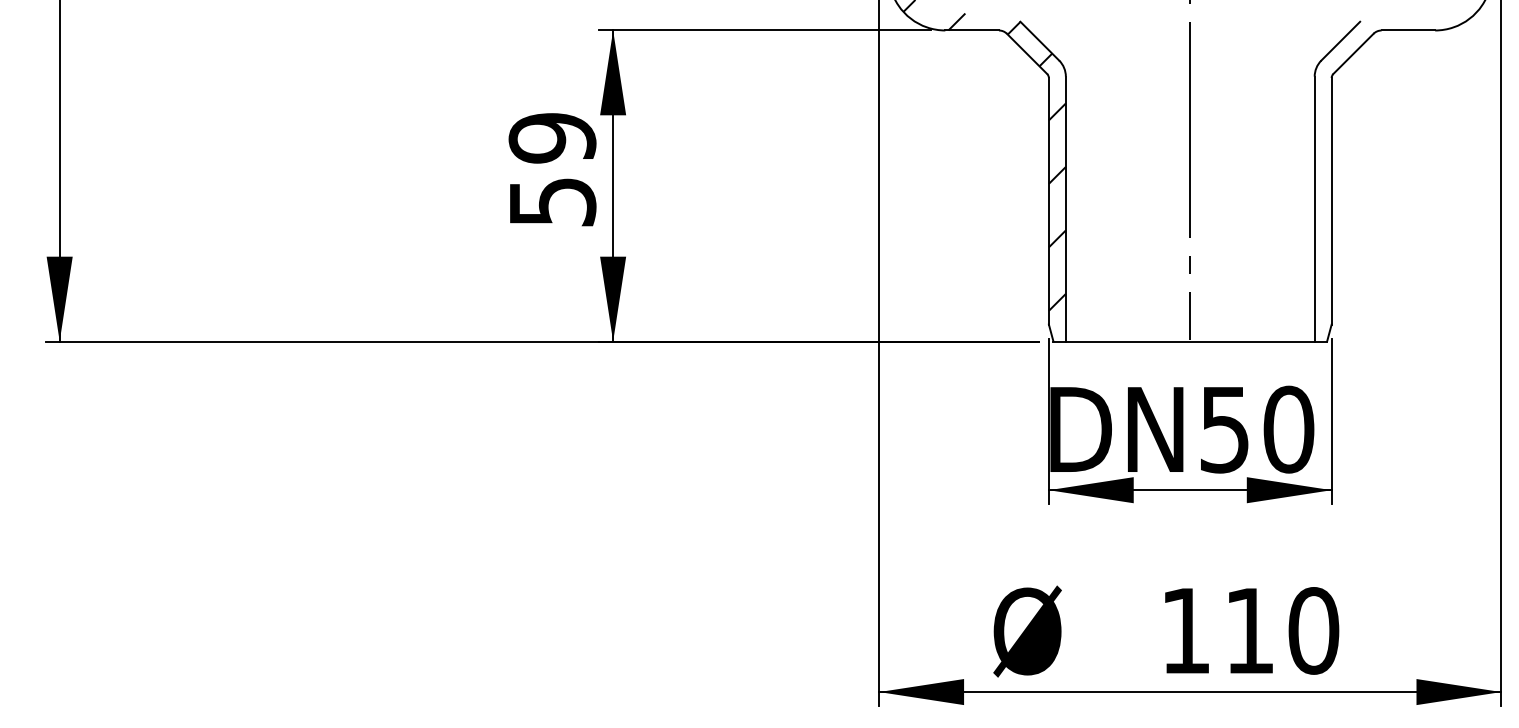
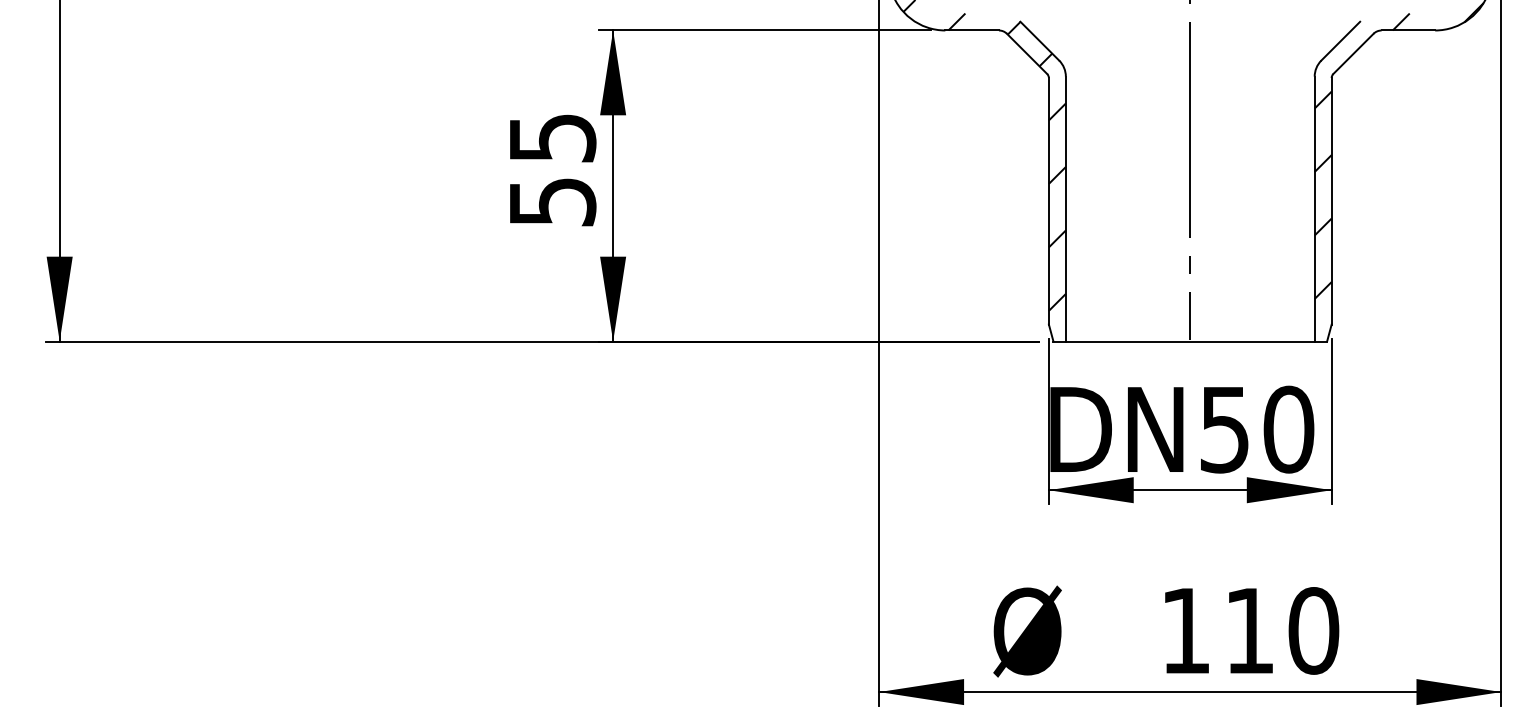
text: 59 -> 55 (552, 138)
hatch: none -> present (1398, 151)
